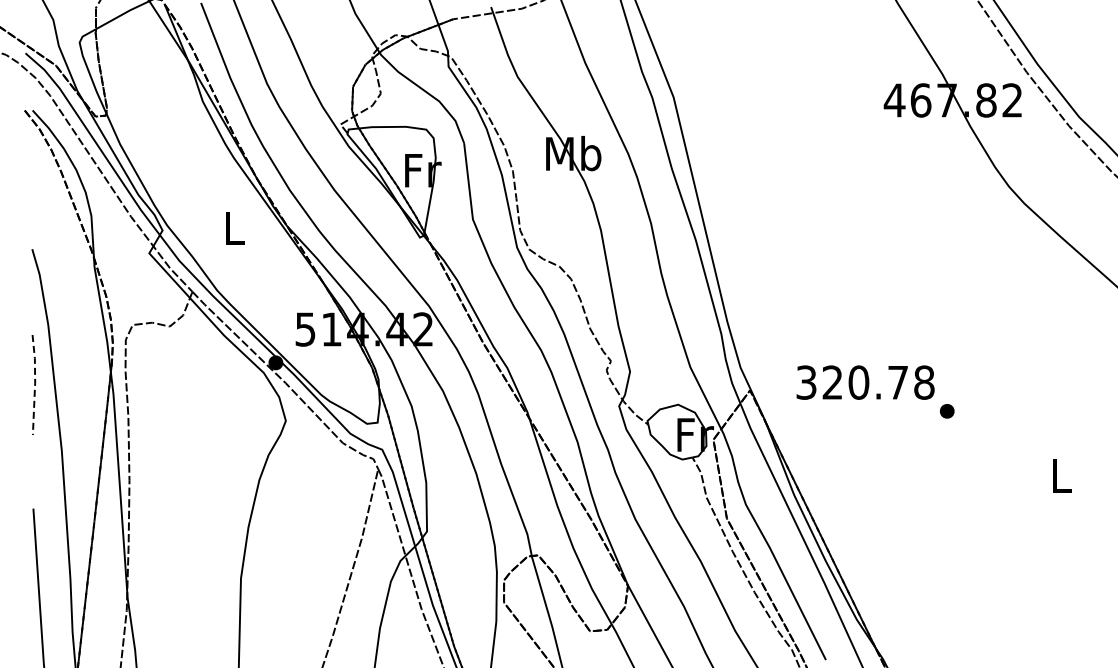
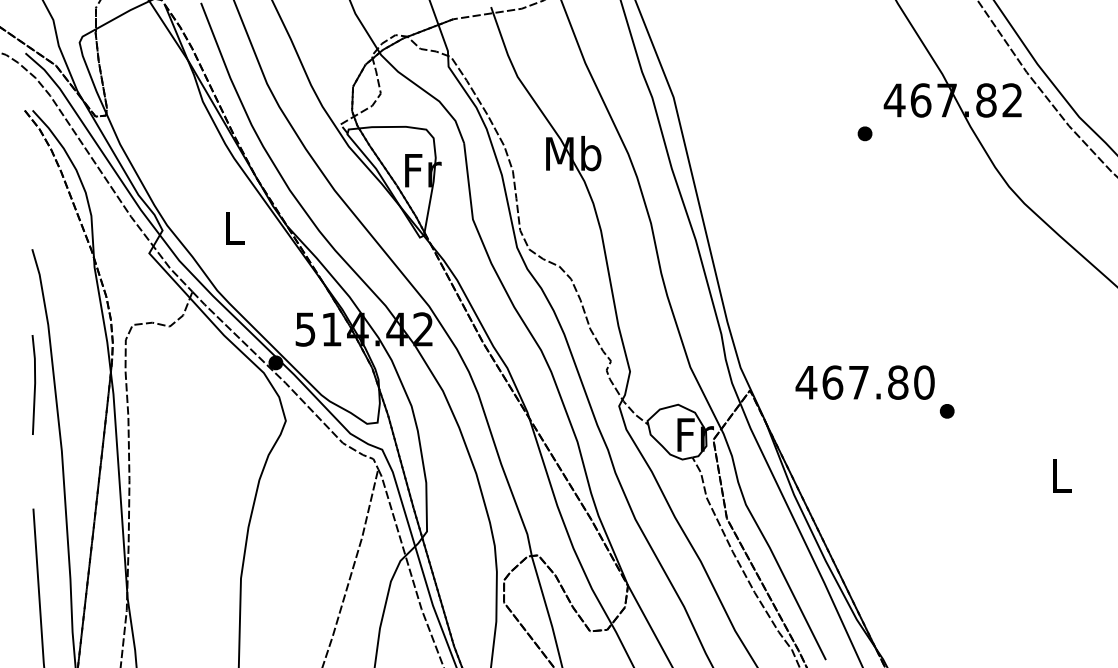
part: none -> present (864, 133)
text: 320.78 -> 467.80 (864, 382)
line: dashed -> solid (35, 384)
